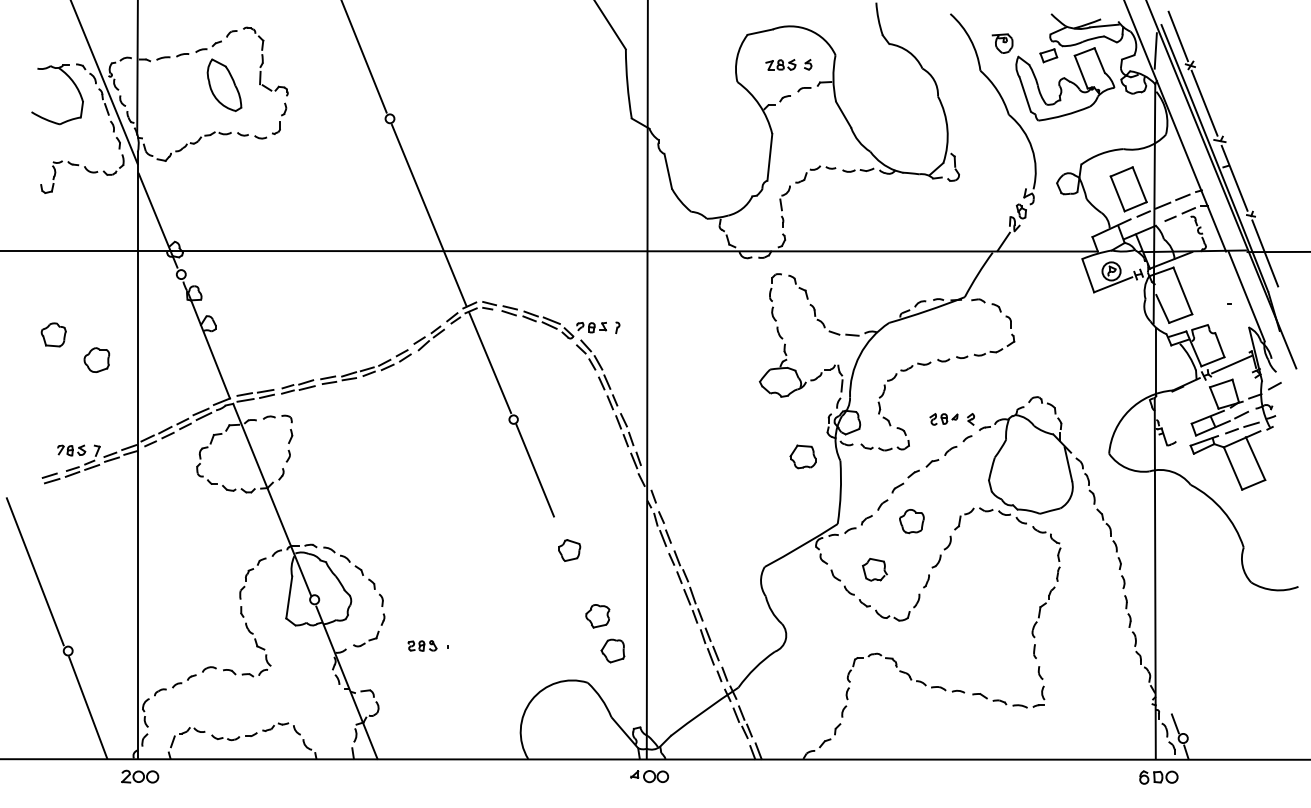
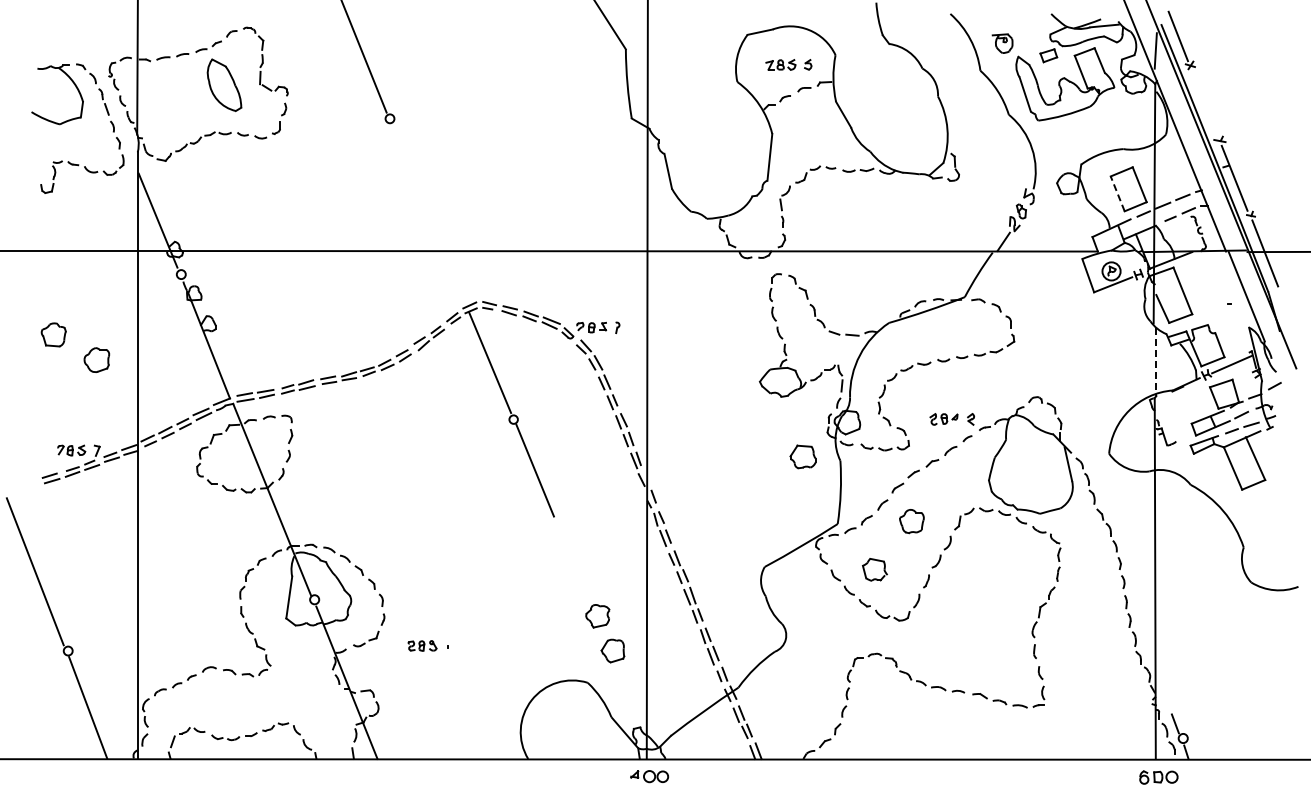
line: present -> none (104, 83)
line: present -> none (1204, 102)
line: solid -> dashed (1117, 193)
line: present -> none (429, 215)
line: solid -> dashed (1155, 362)
part: present -> none (569, 550)
part: present -> none (140, 776)
